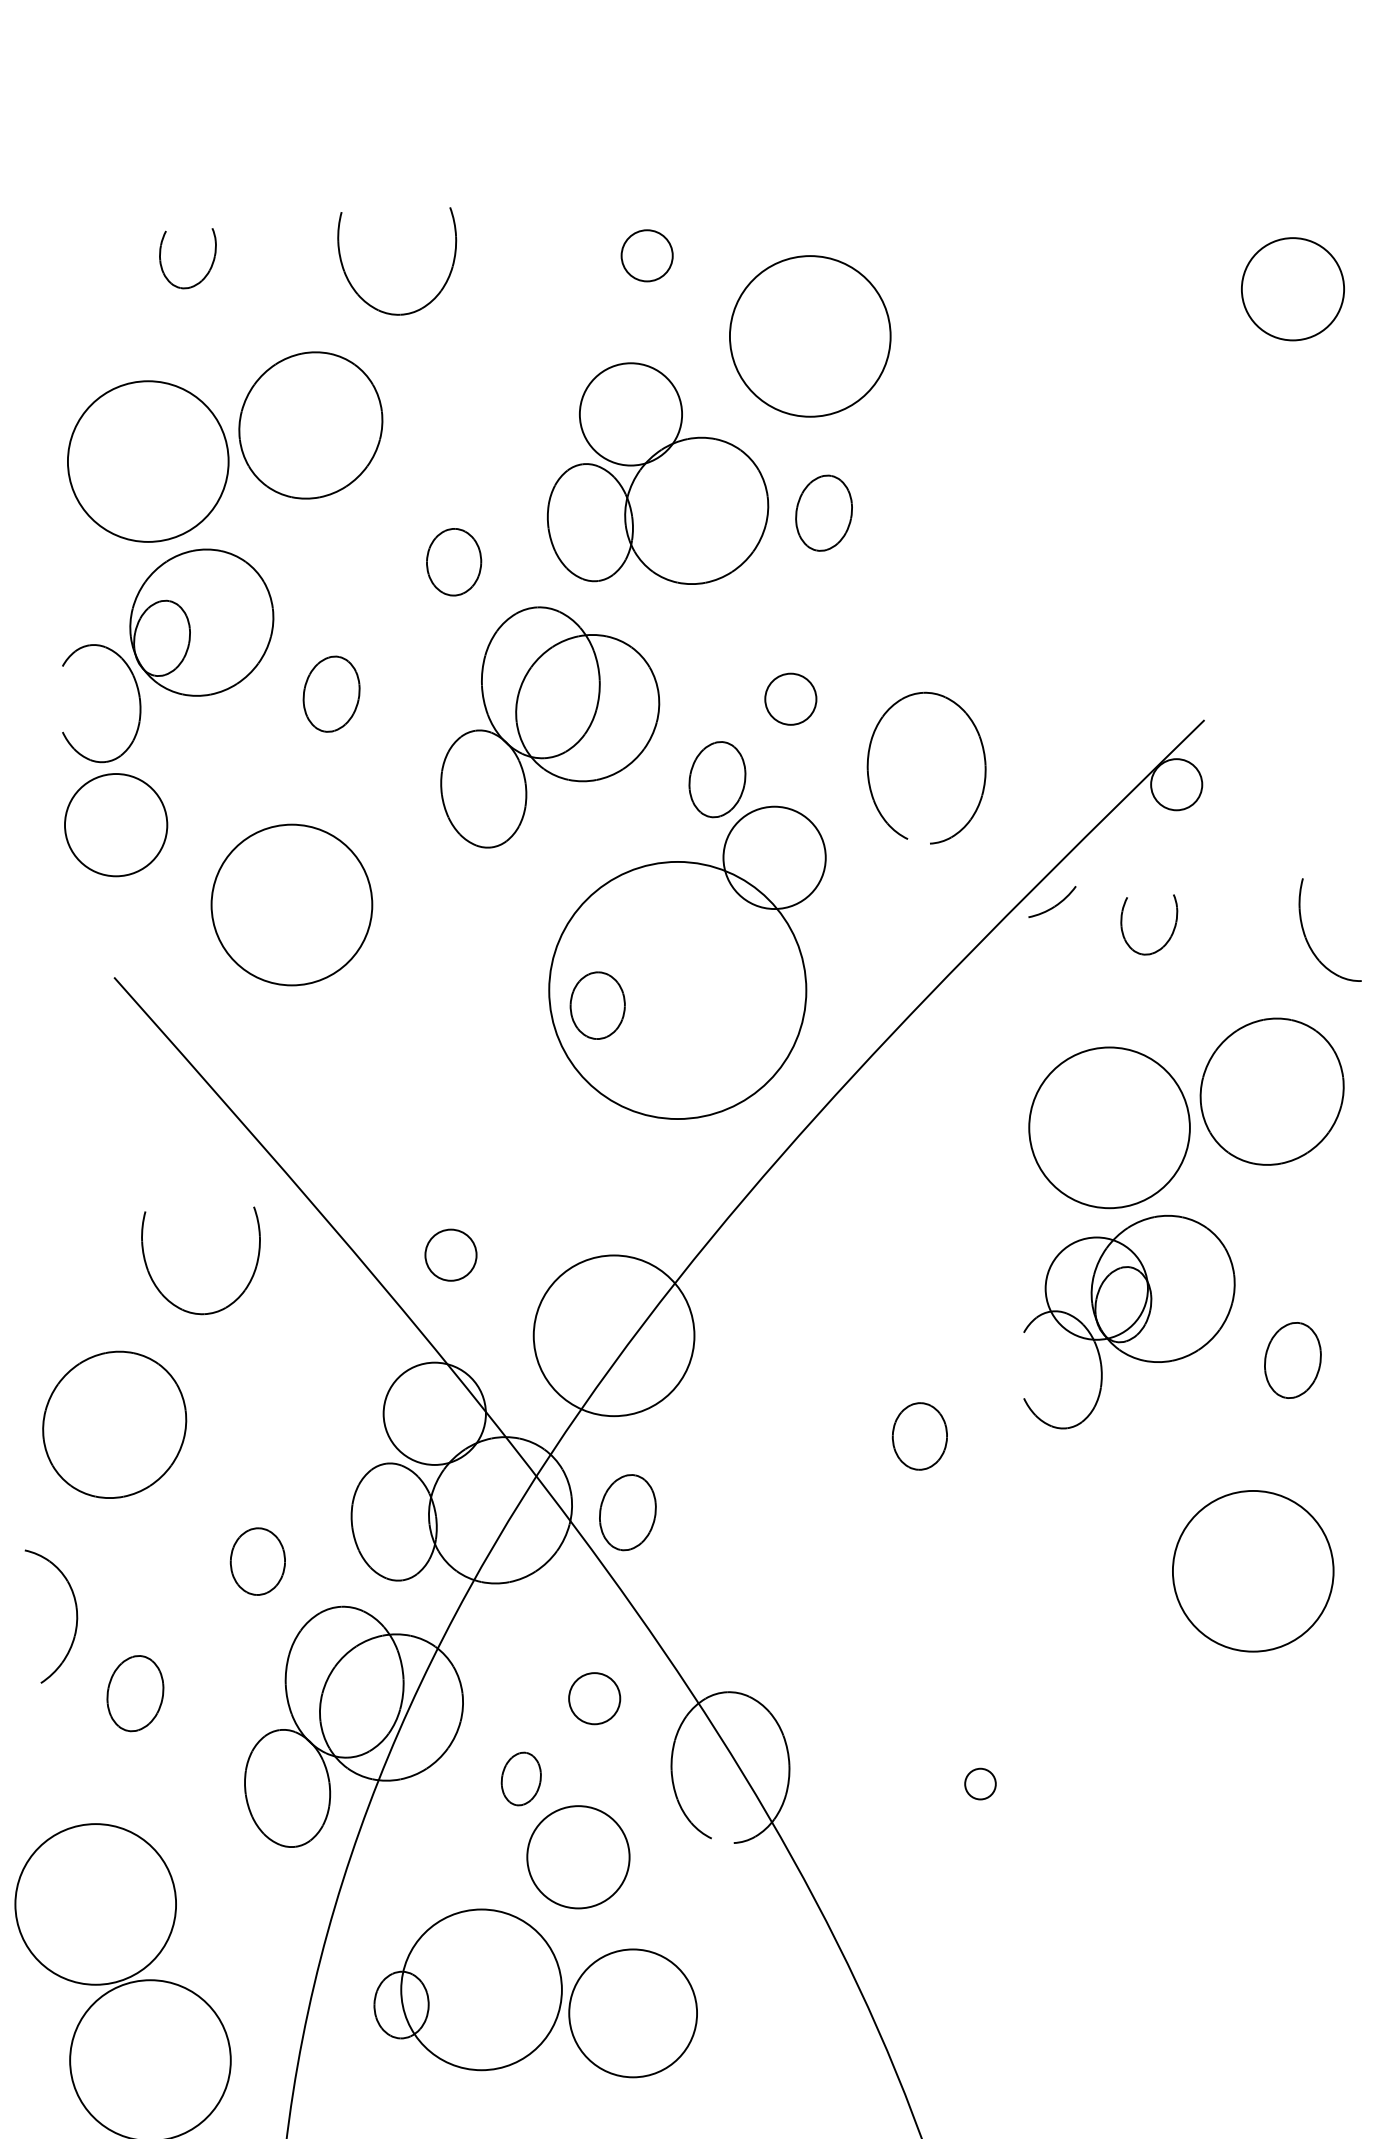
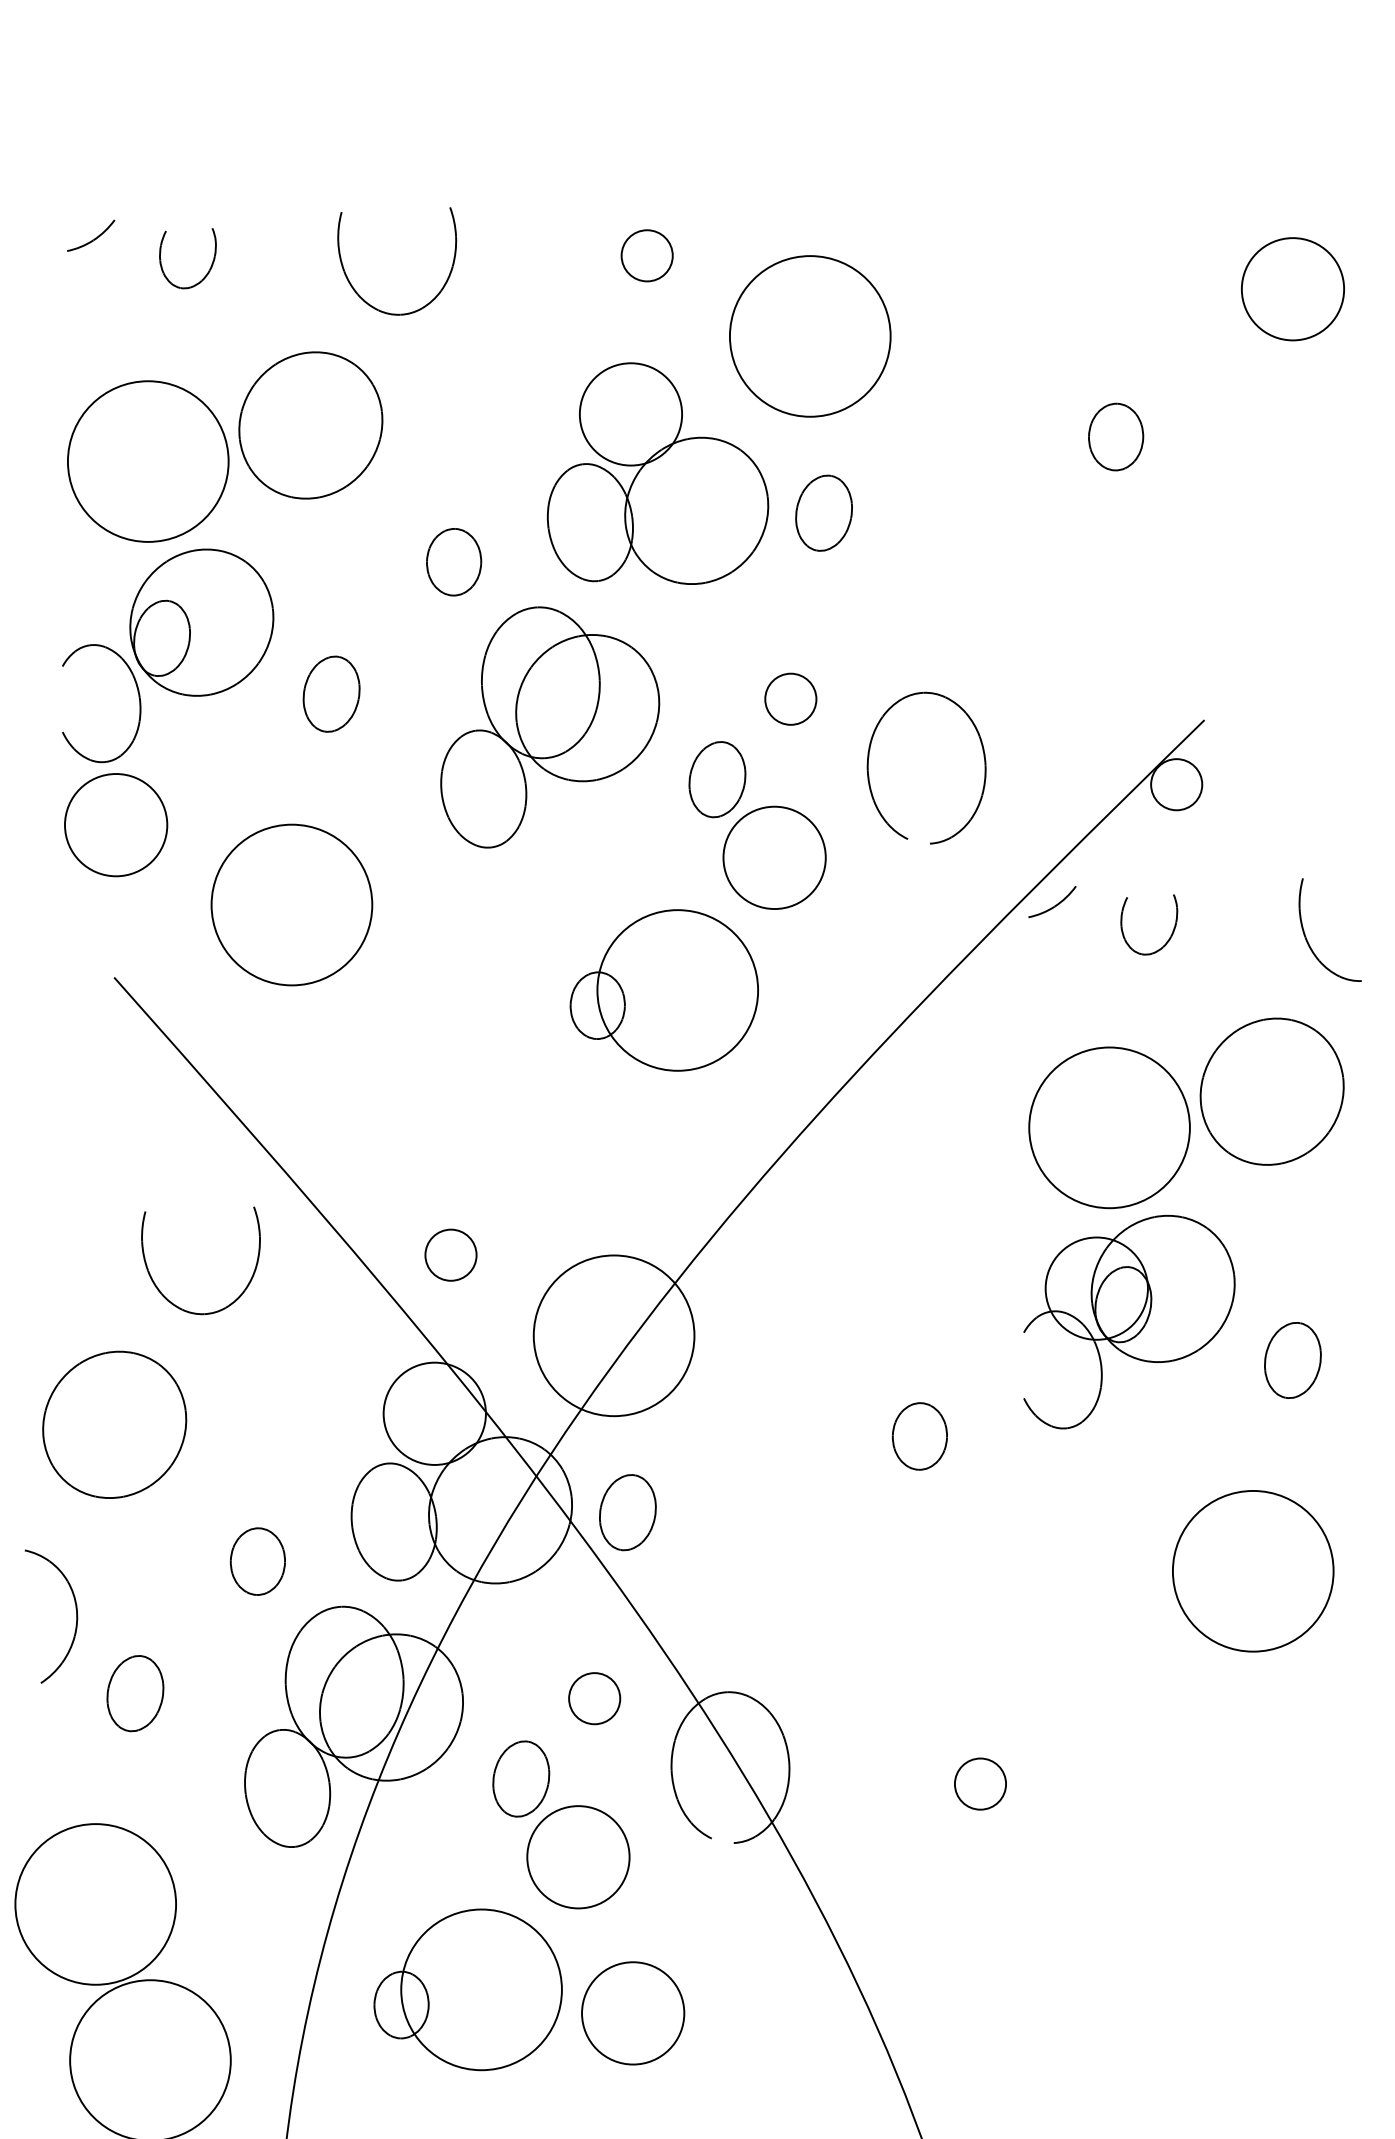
part: none -> present (91, 235)
part: none -> present (1116, 436)
circle diameter: 257 px -> 161 px (677, 990)
part size: 42x56 px -> 59x78 px (521, 1778)
circle diameter: 31 px -> 51 px (980, 1783)
circle diameter: 128 px -> 102 px (633, 2013)
